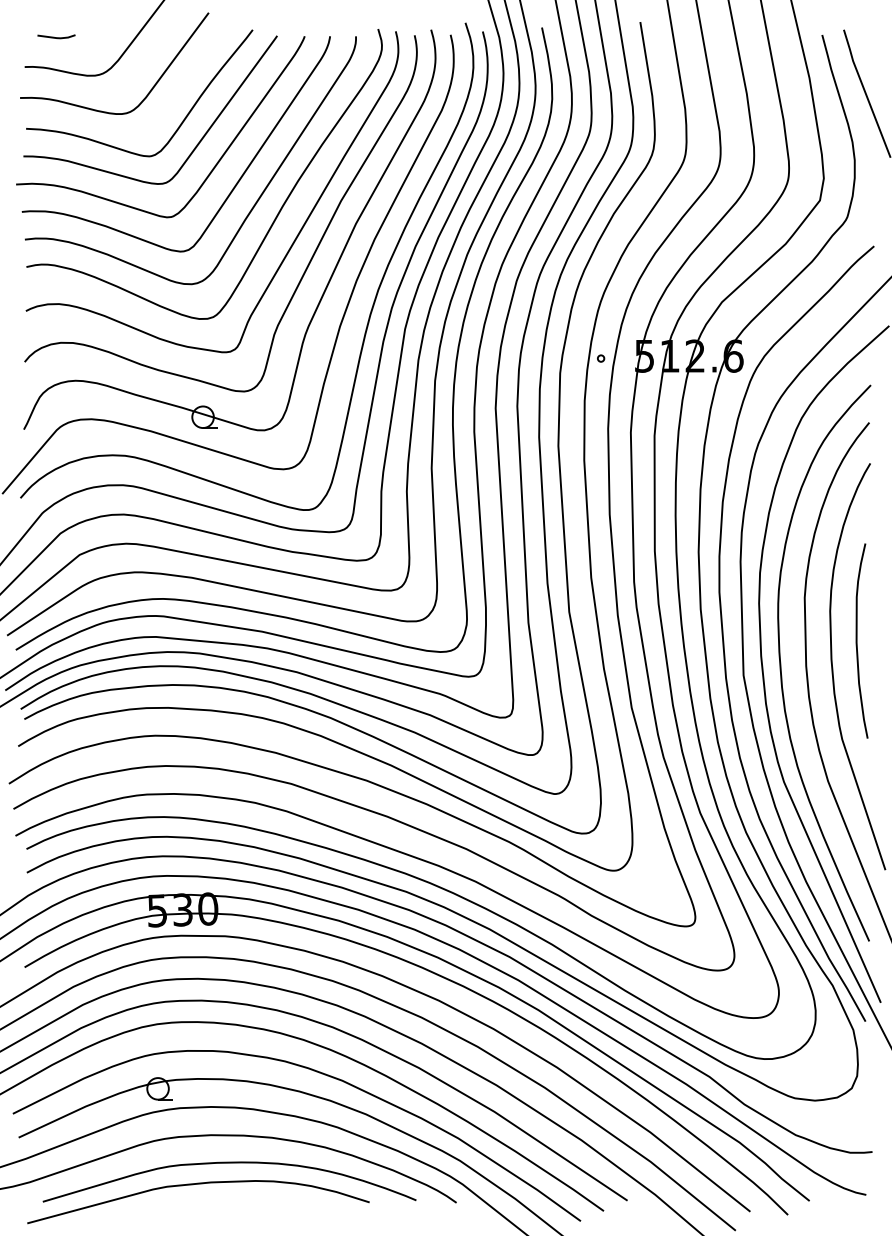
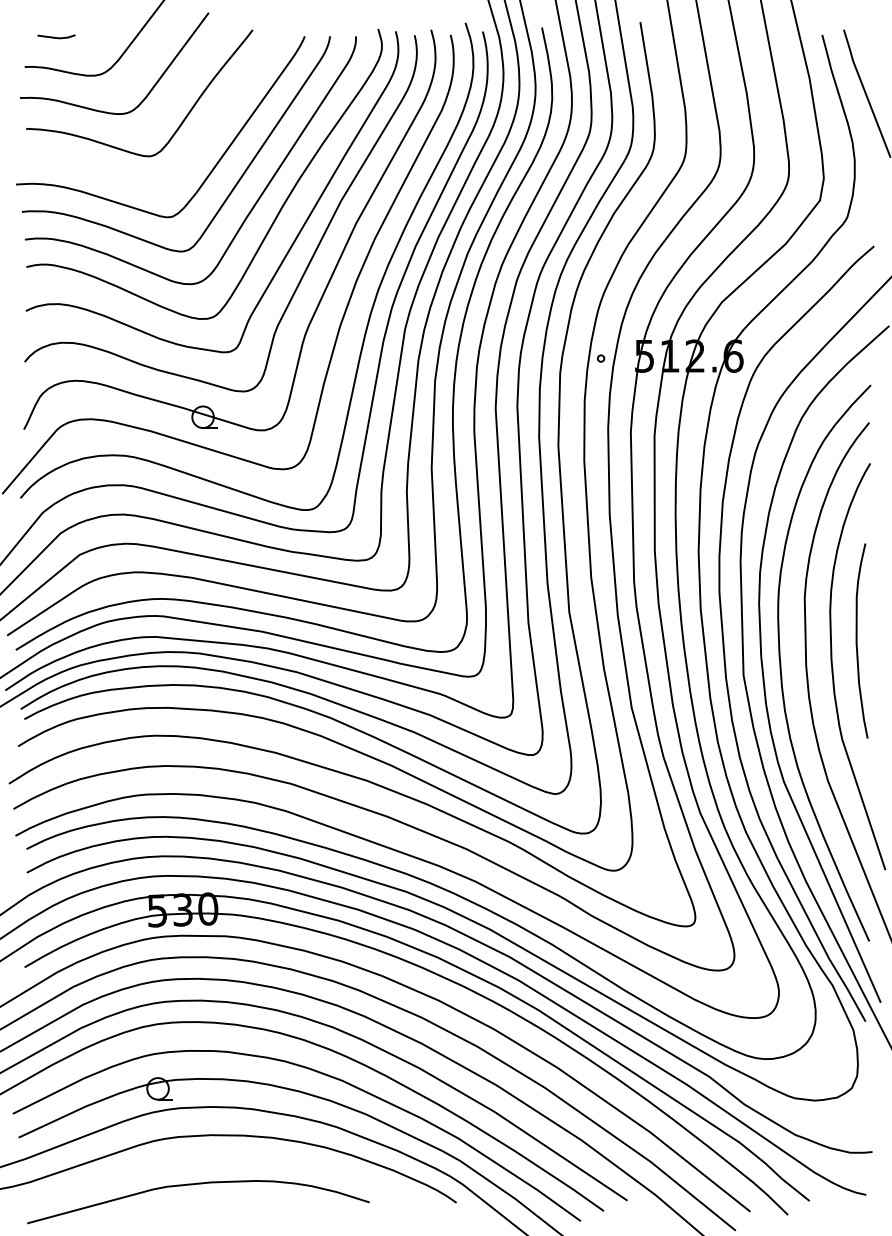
curve: present -> none (196, 144)
curve: present -> none (229, 1163)
